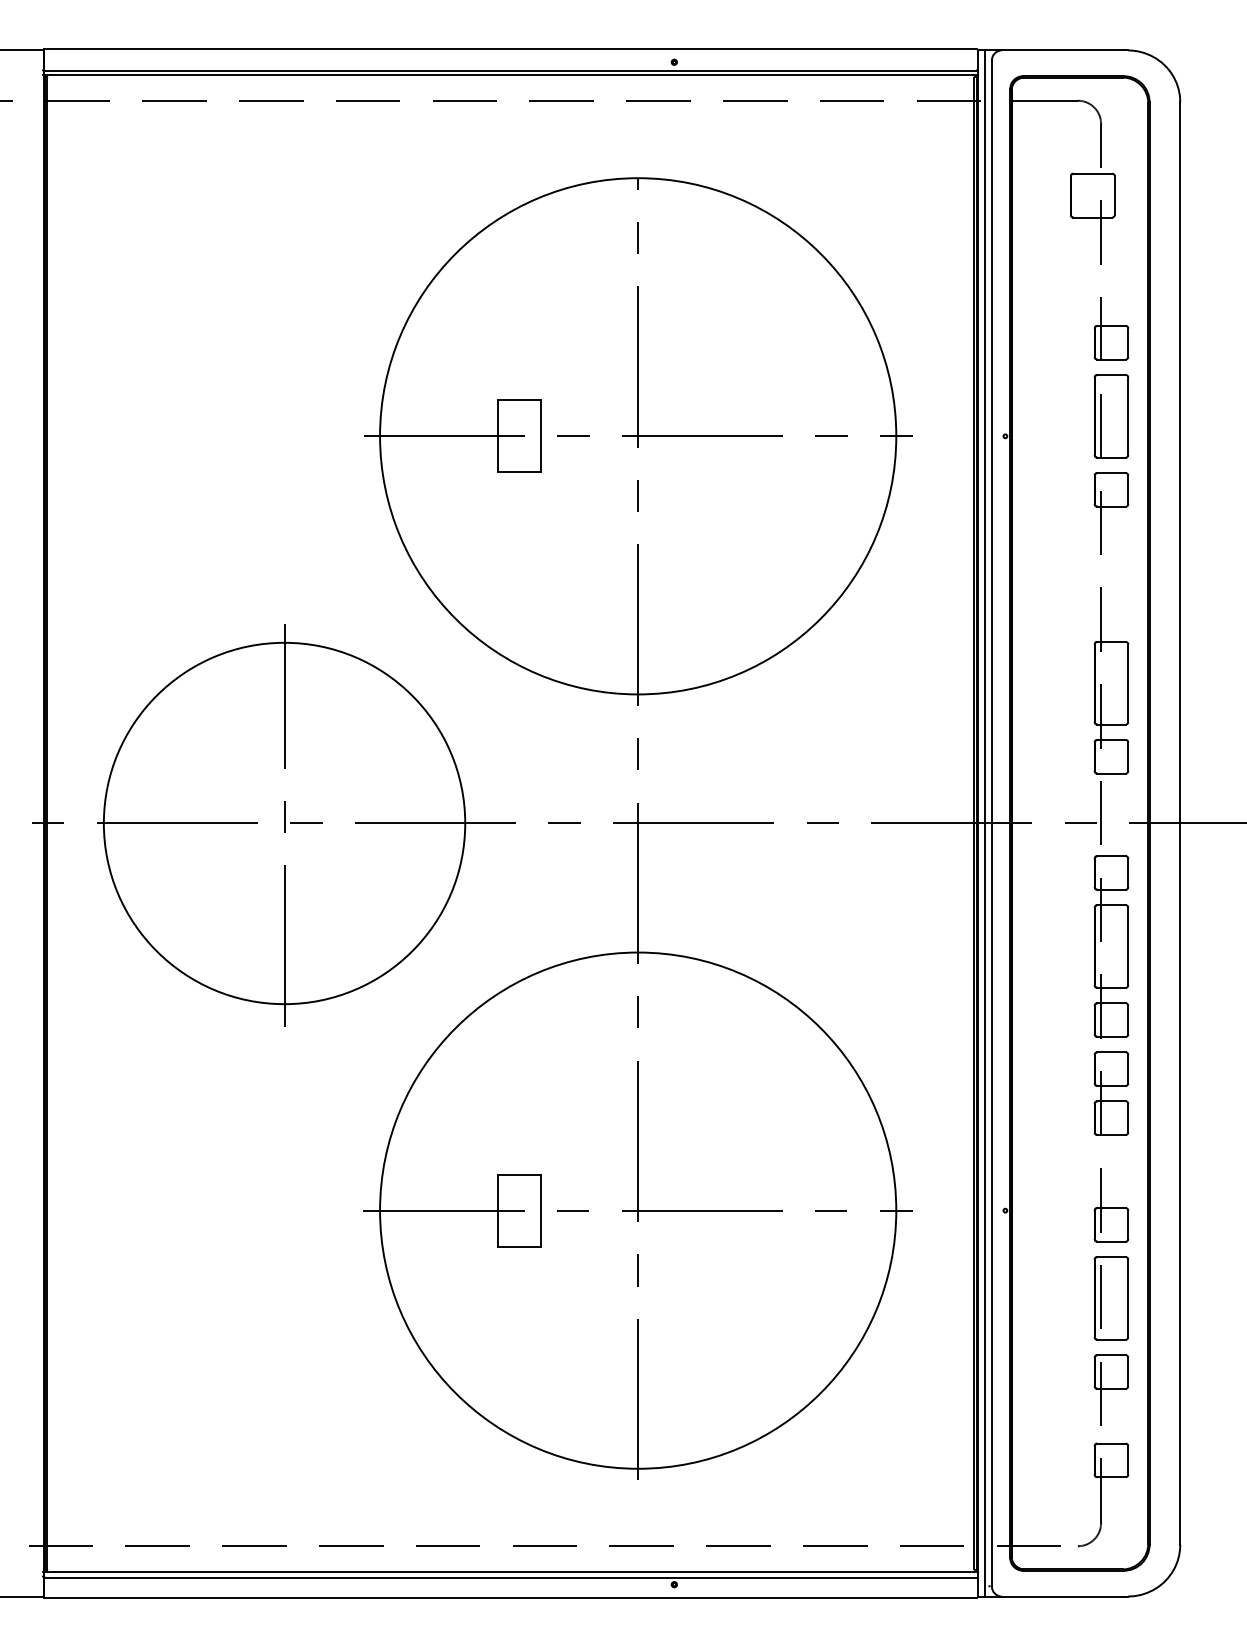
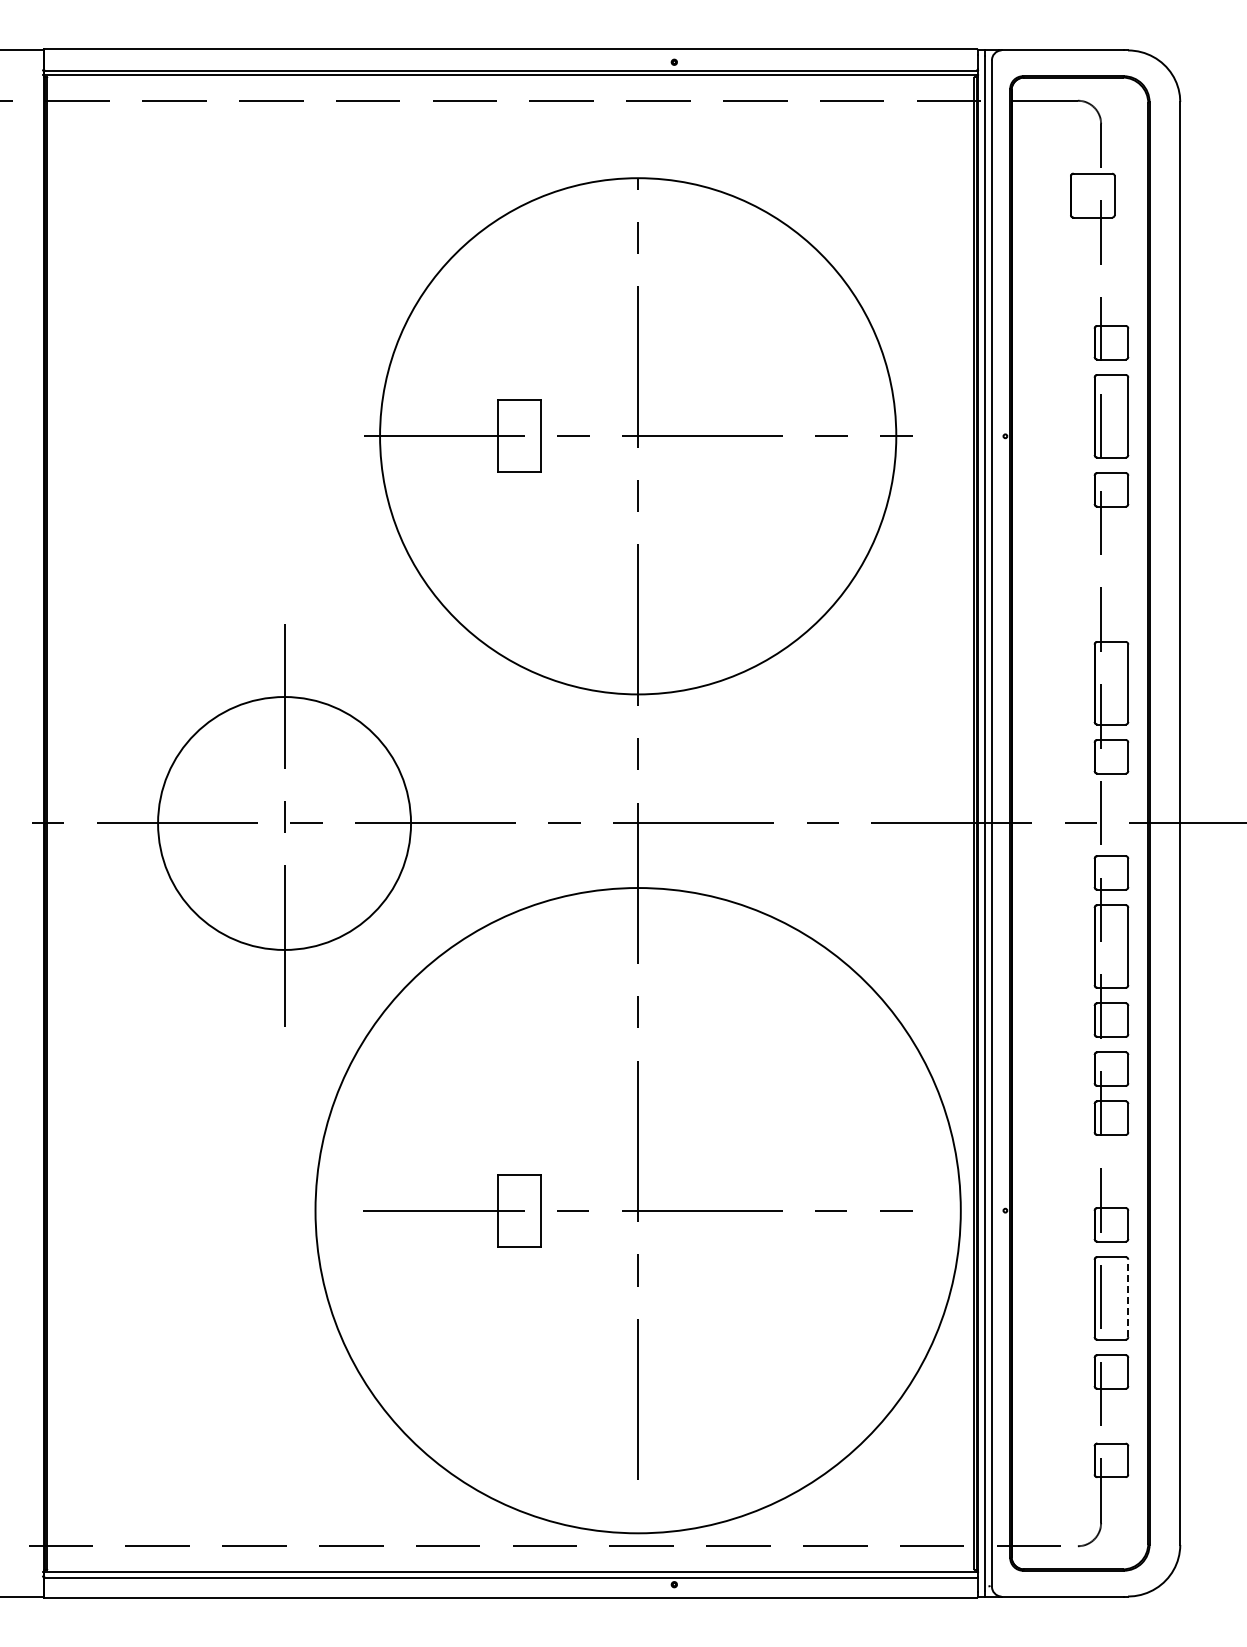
circle diameter: 361 px -> 253 px (284, 823)
circle diameter: 516 px -> 645 px (637, 1210)
line: solid -> dashed (1128, 1298)
